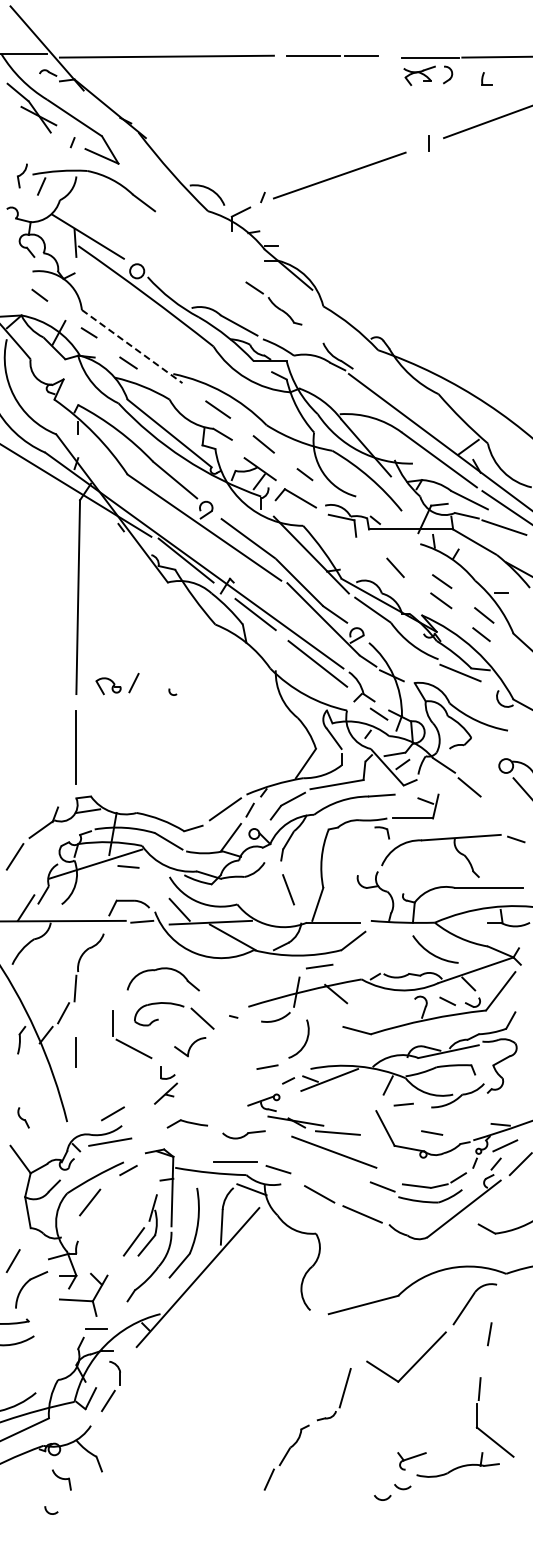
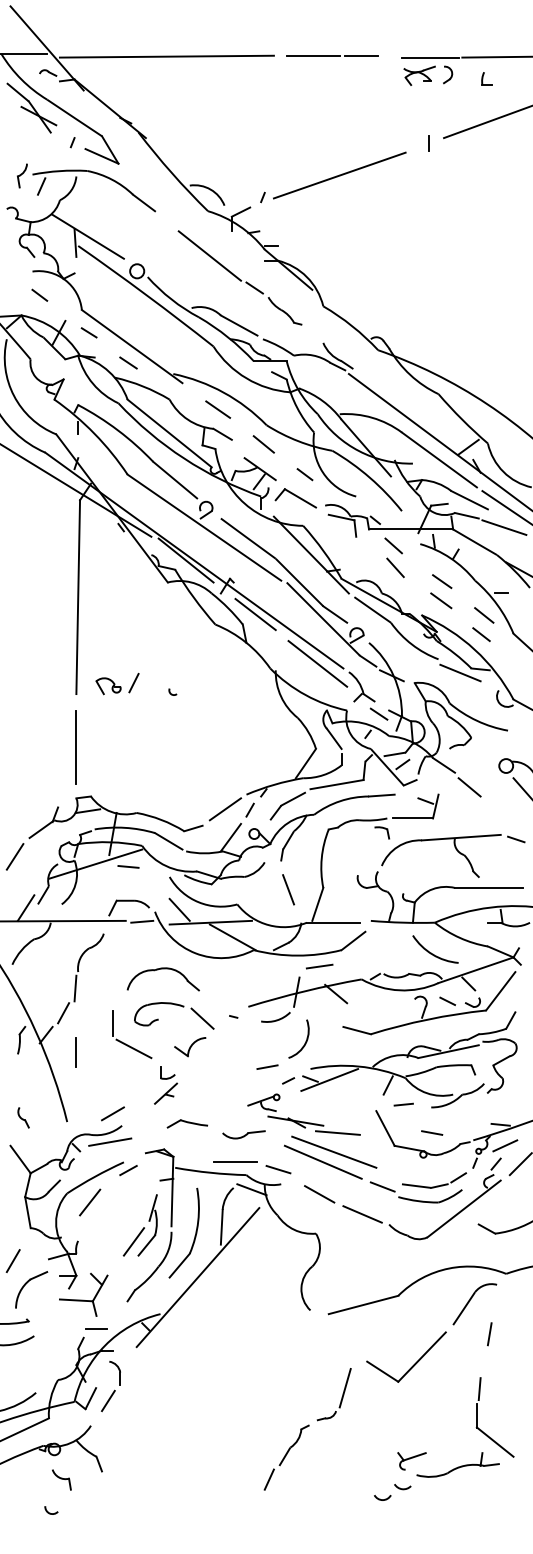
line: none -> present (209, 255)
line: dashed -> solid (132, 346)
line: none -> present (393, 545)
line: none -> present (322, 1161)
